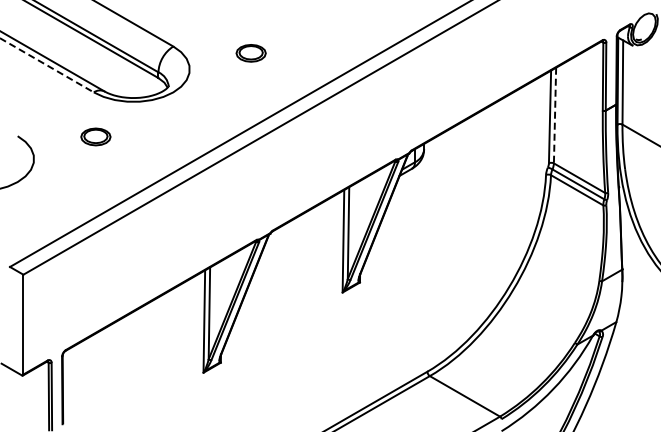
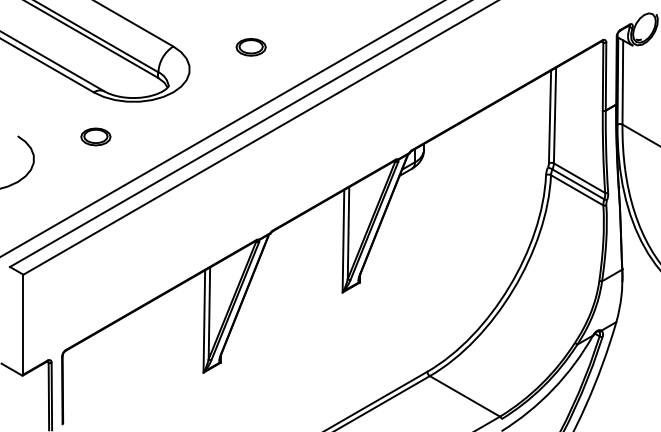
part position: (250, 53) -> (250, 47) (250, 47)
line: dashed -> solid (47, 65)
line: dashed -> solid (555, 115)
line: none -> present (221, 128)
